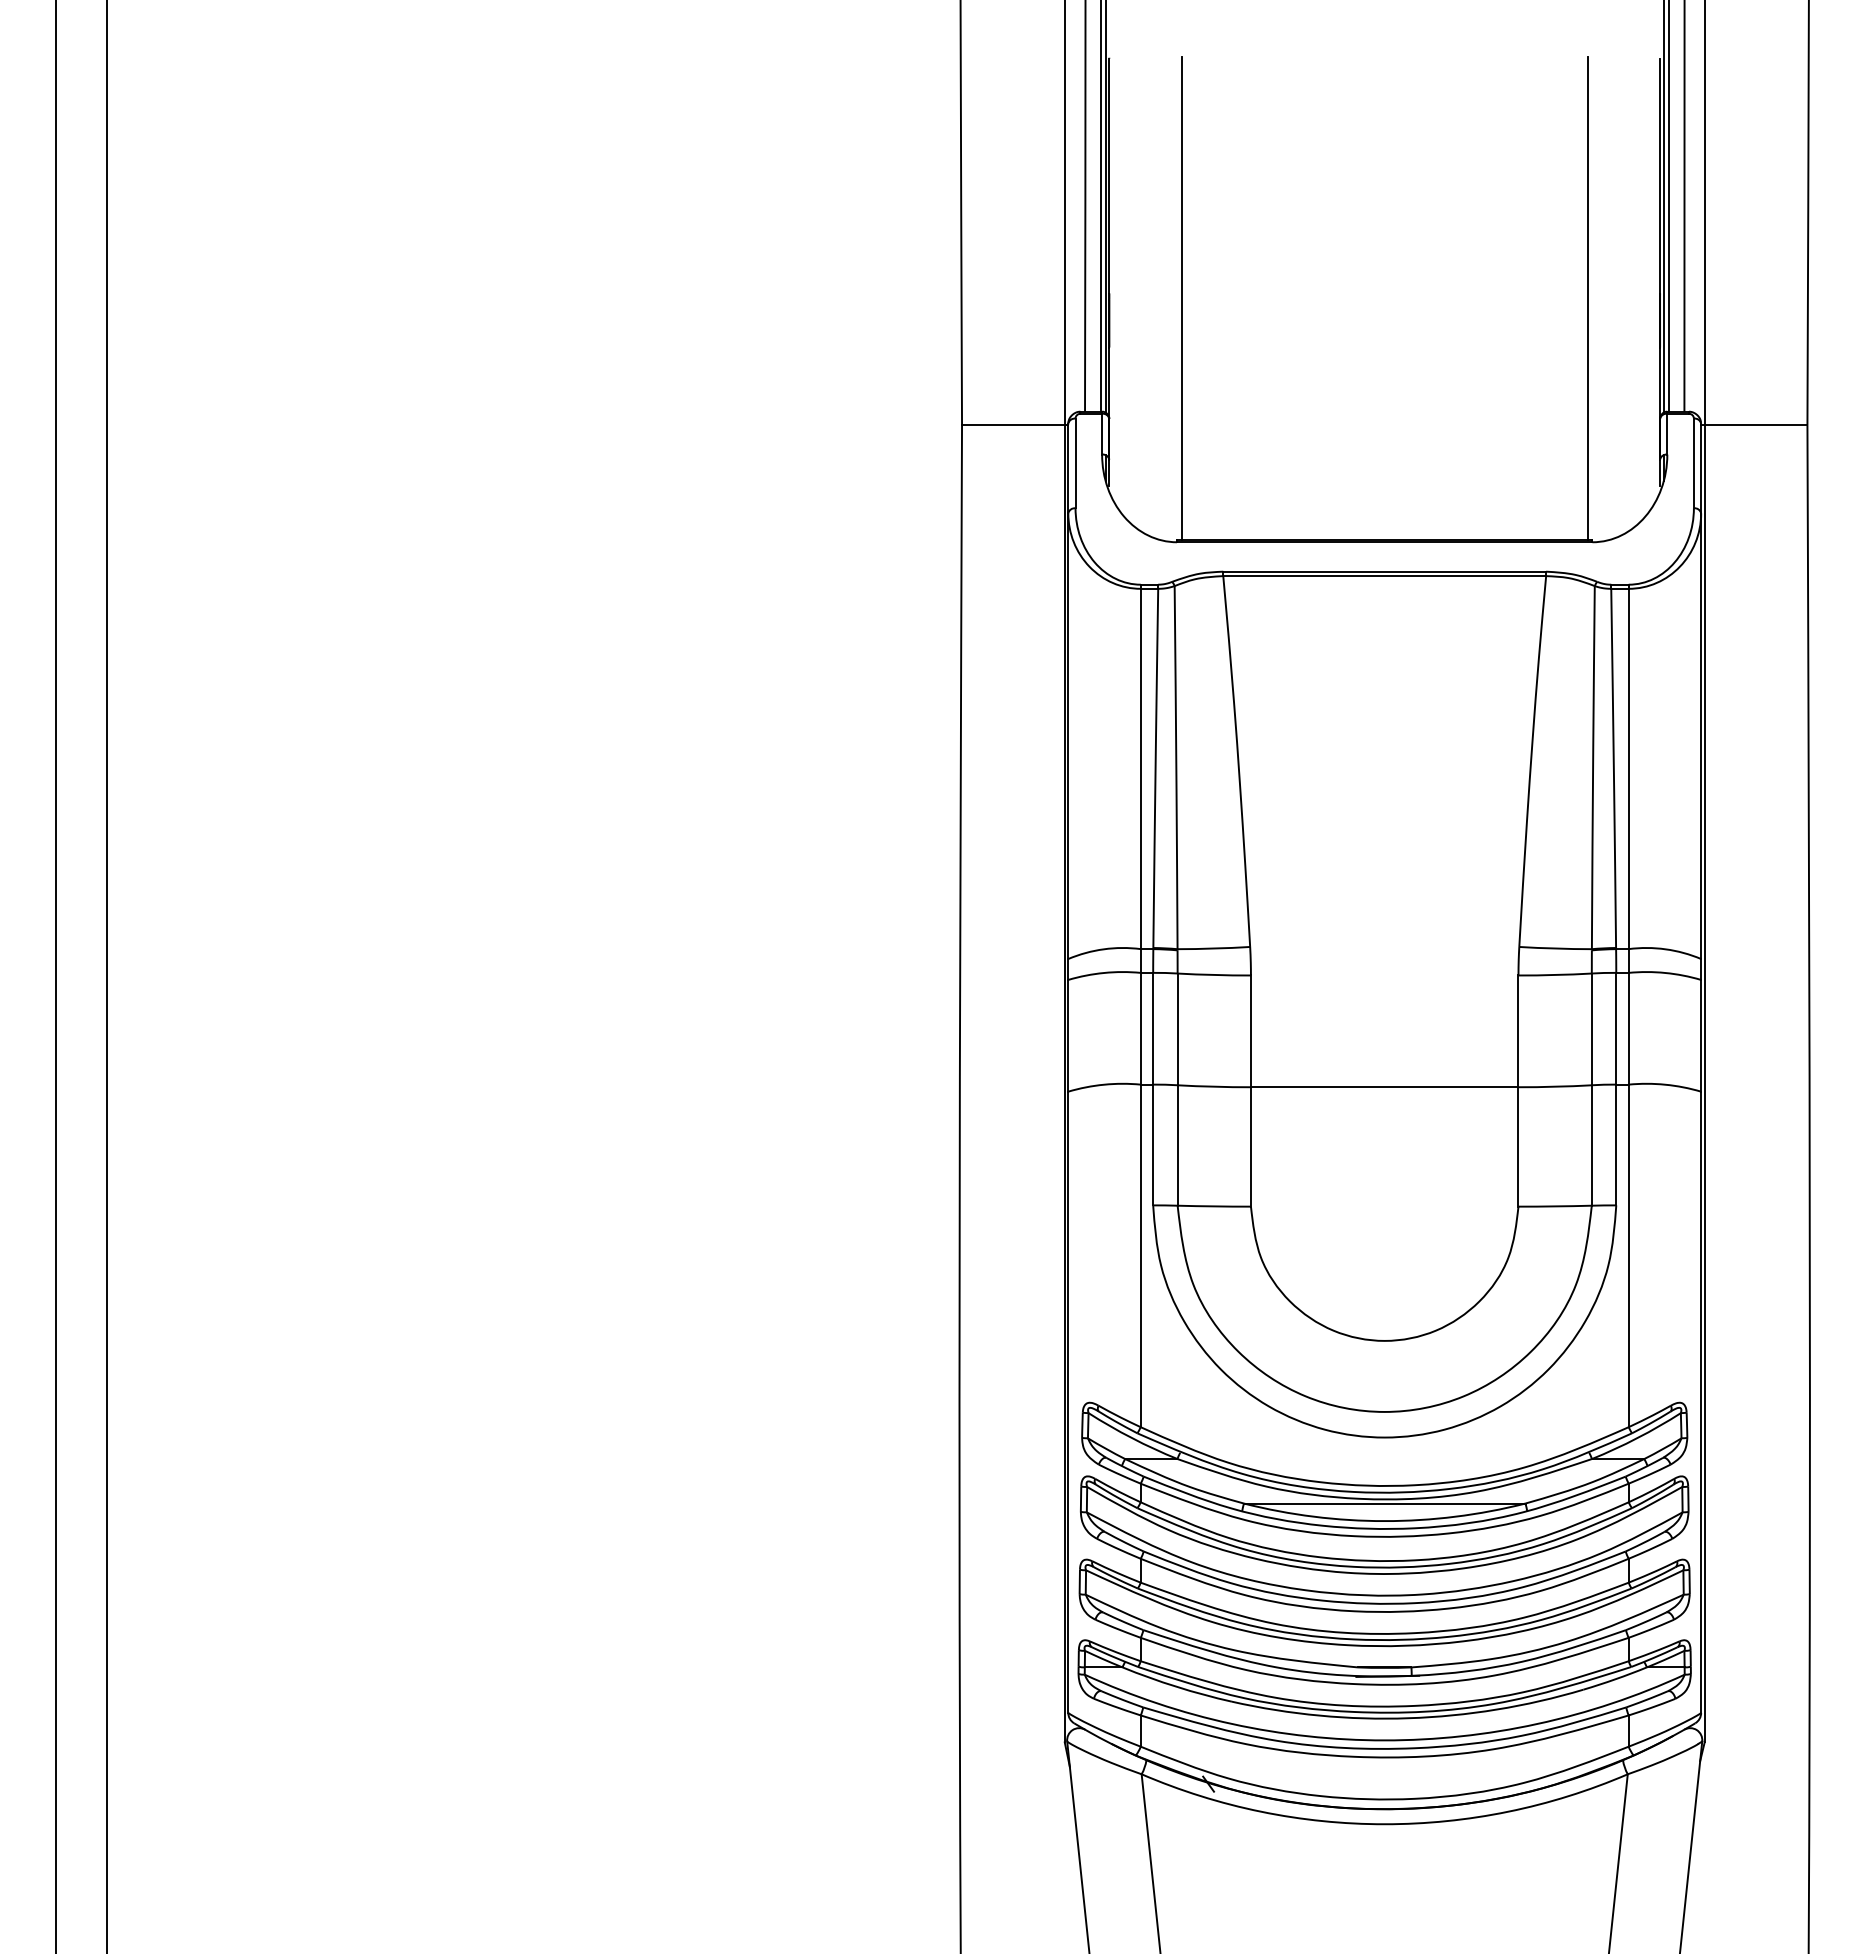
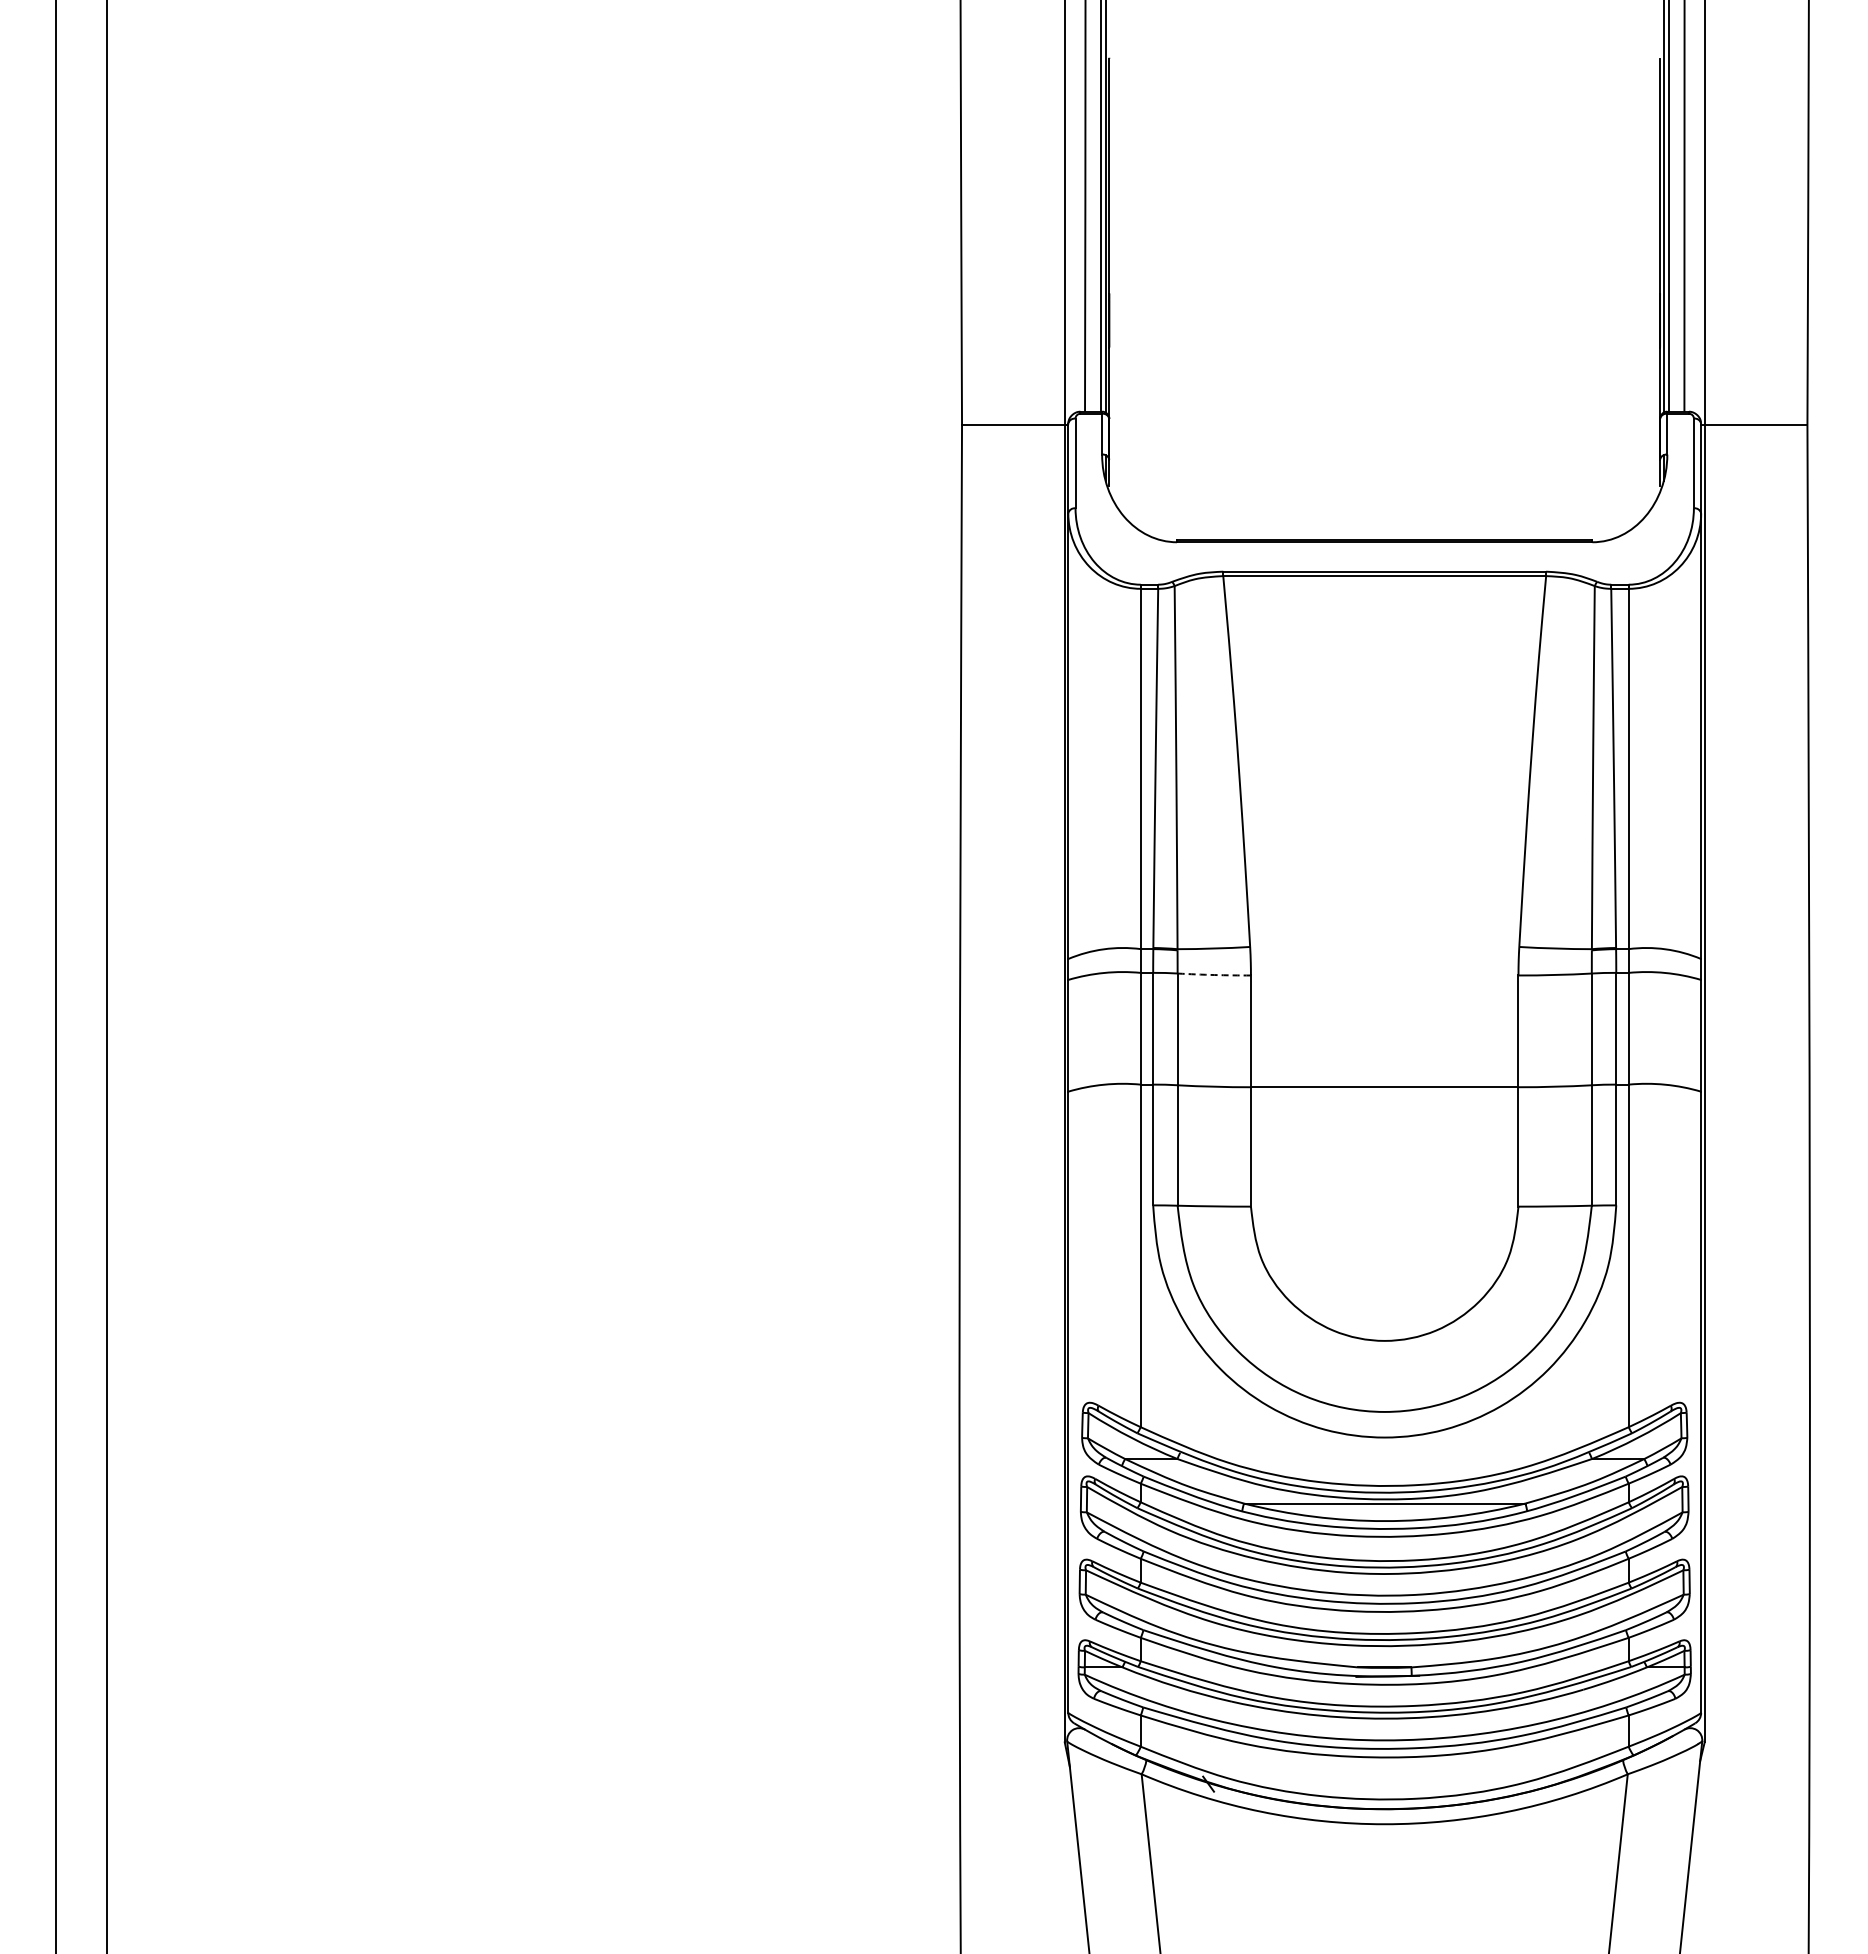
line: present -> none (1181, 298)
line: present -> none (1587, 298)
arc: solid -> dashed (1214, 975)
